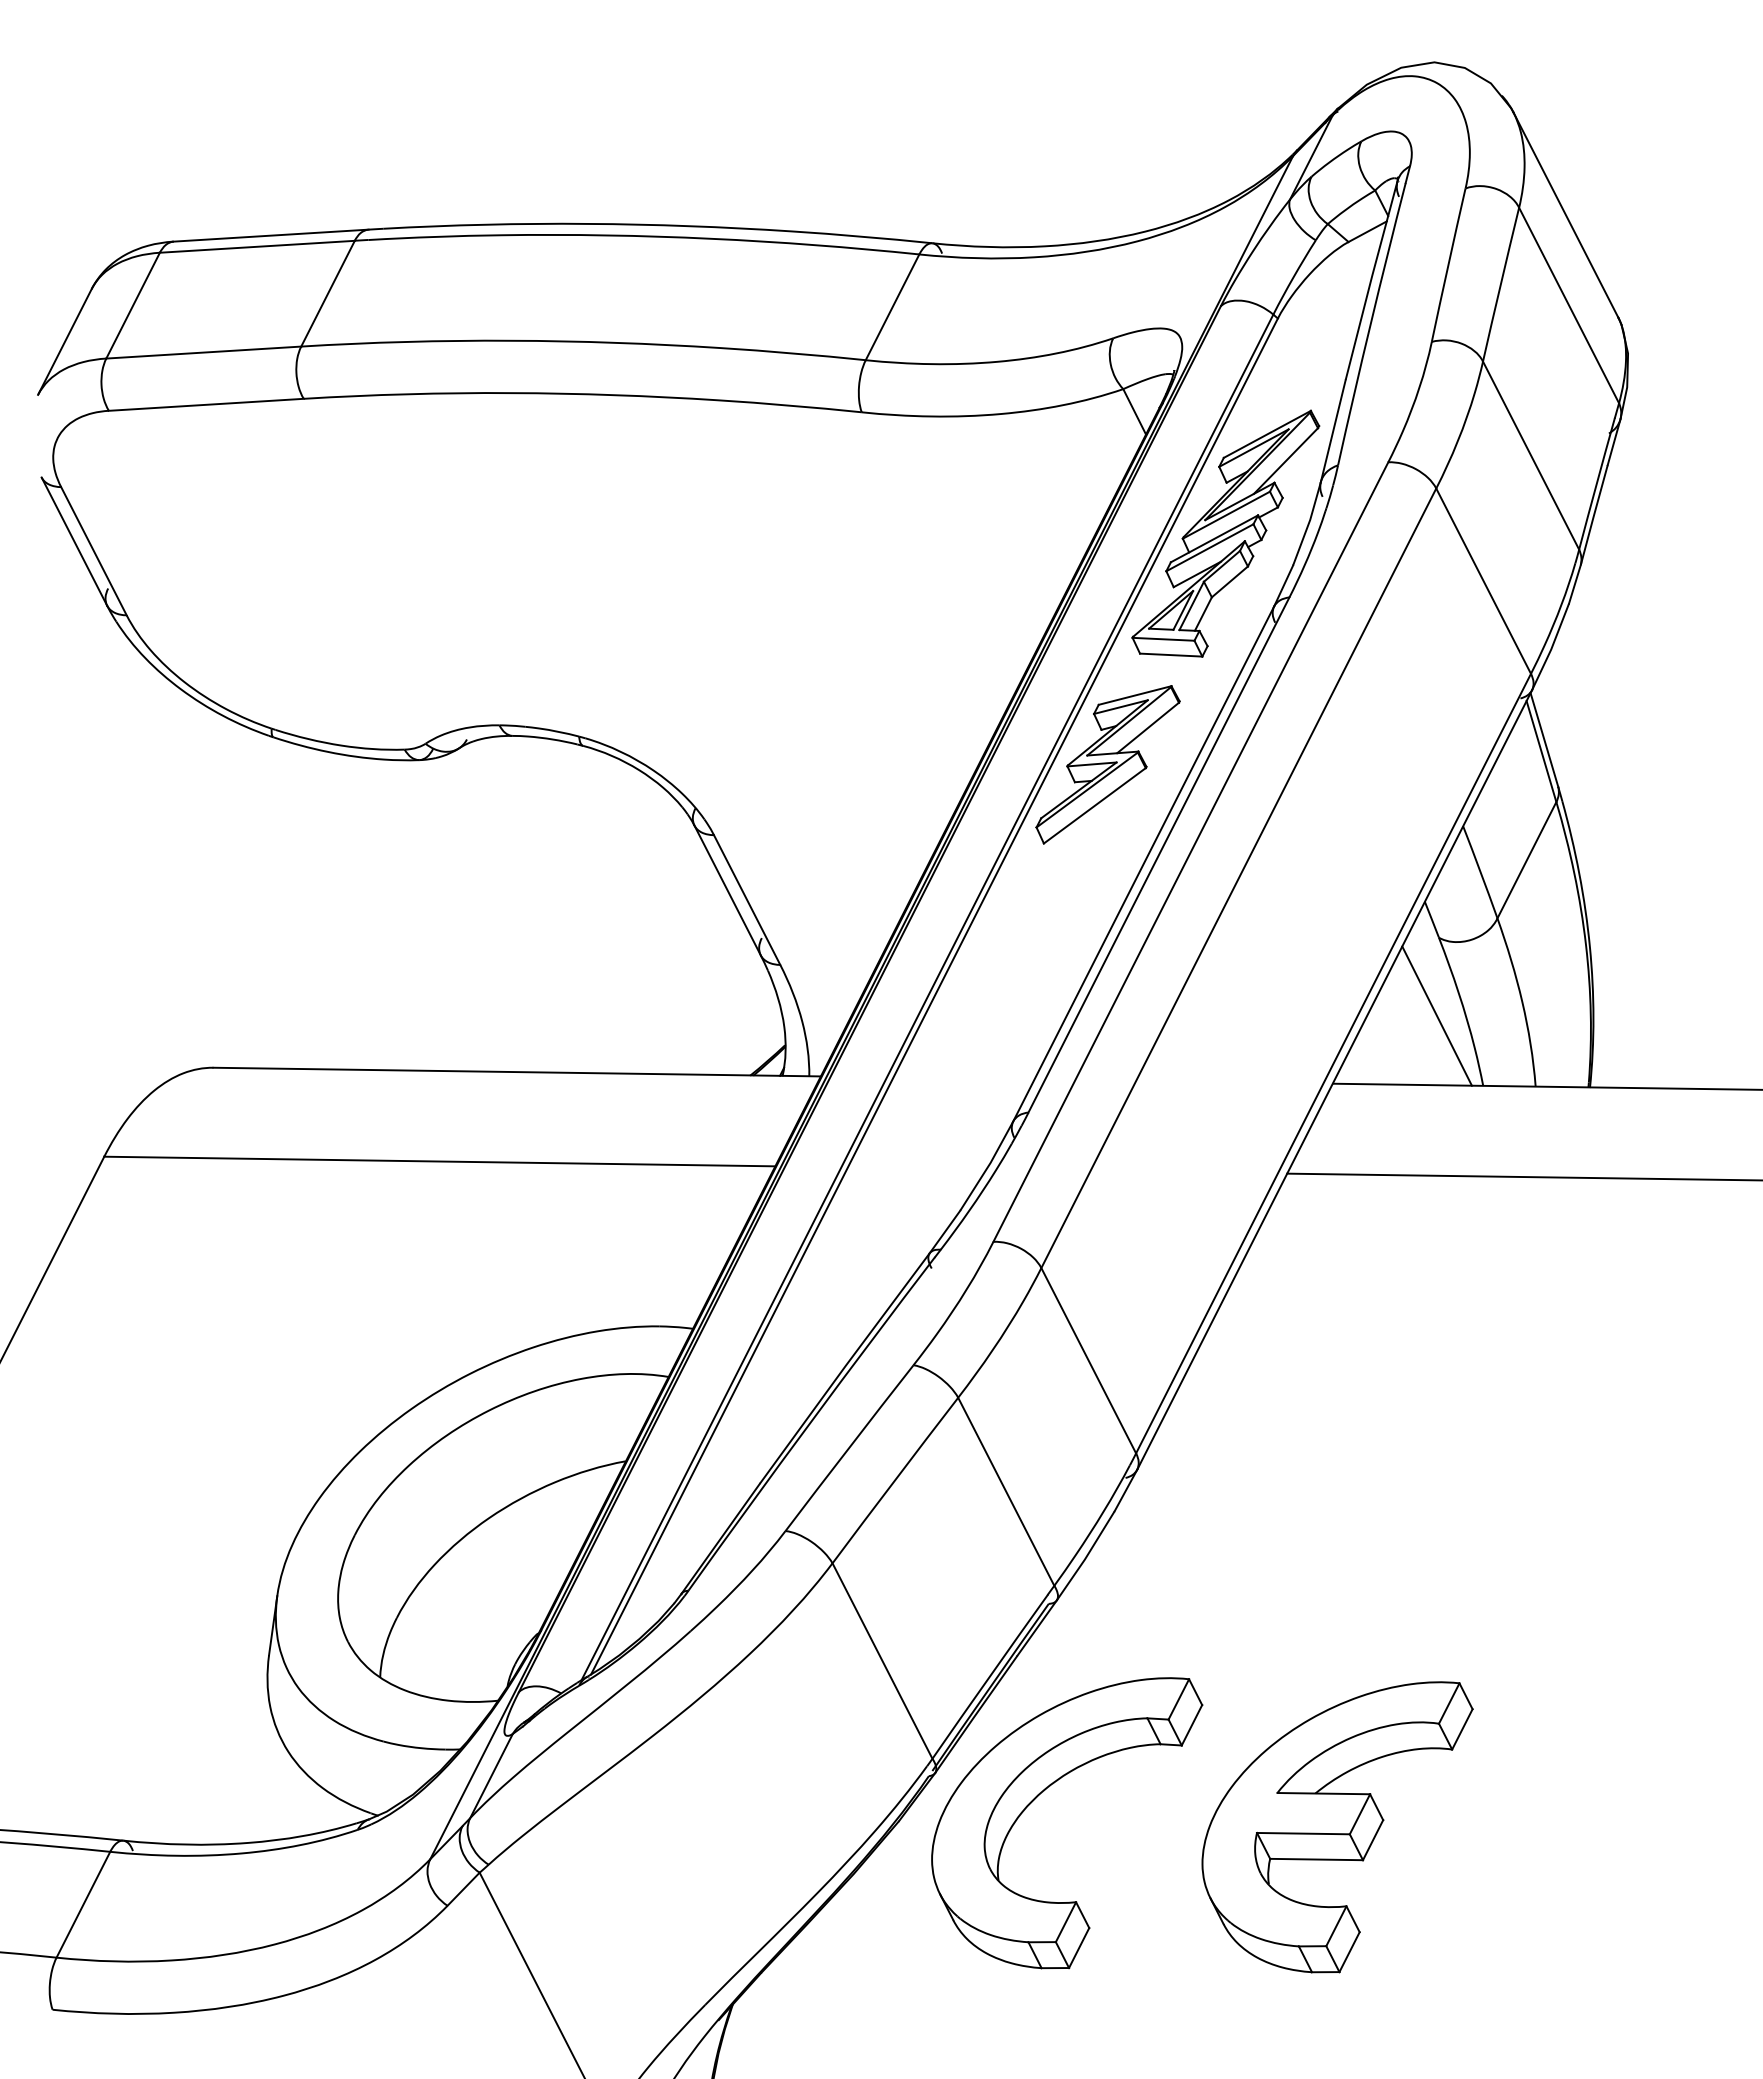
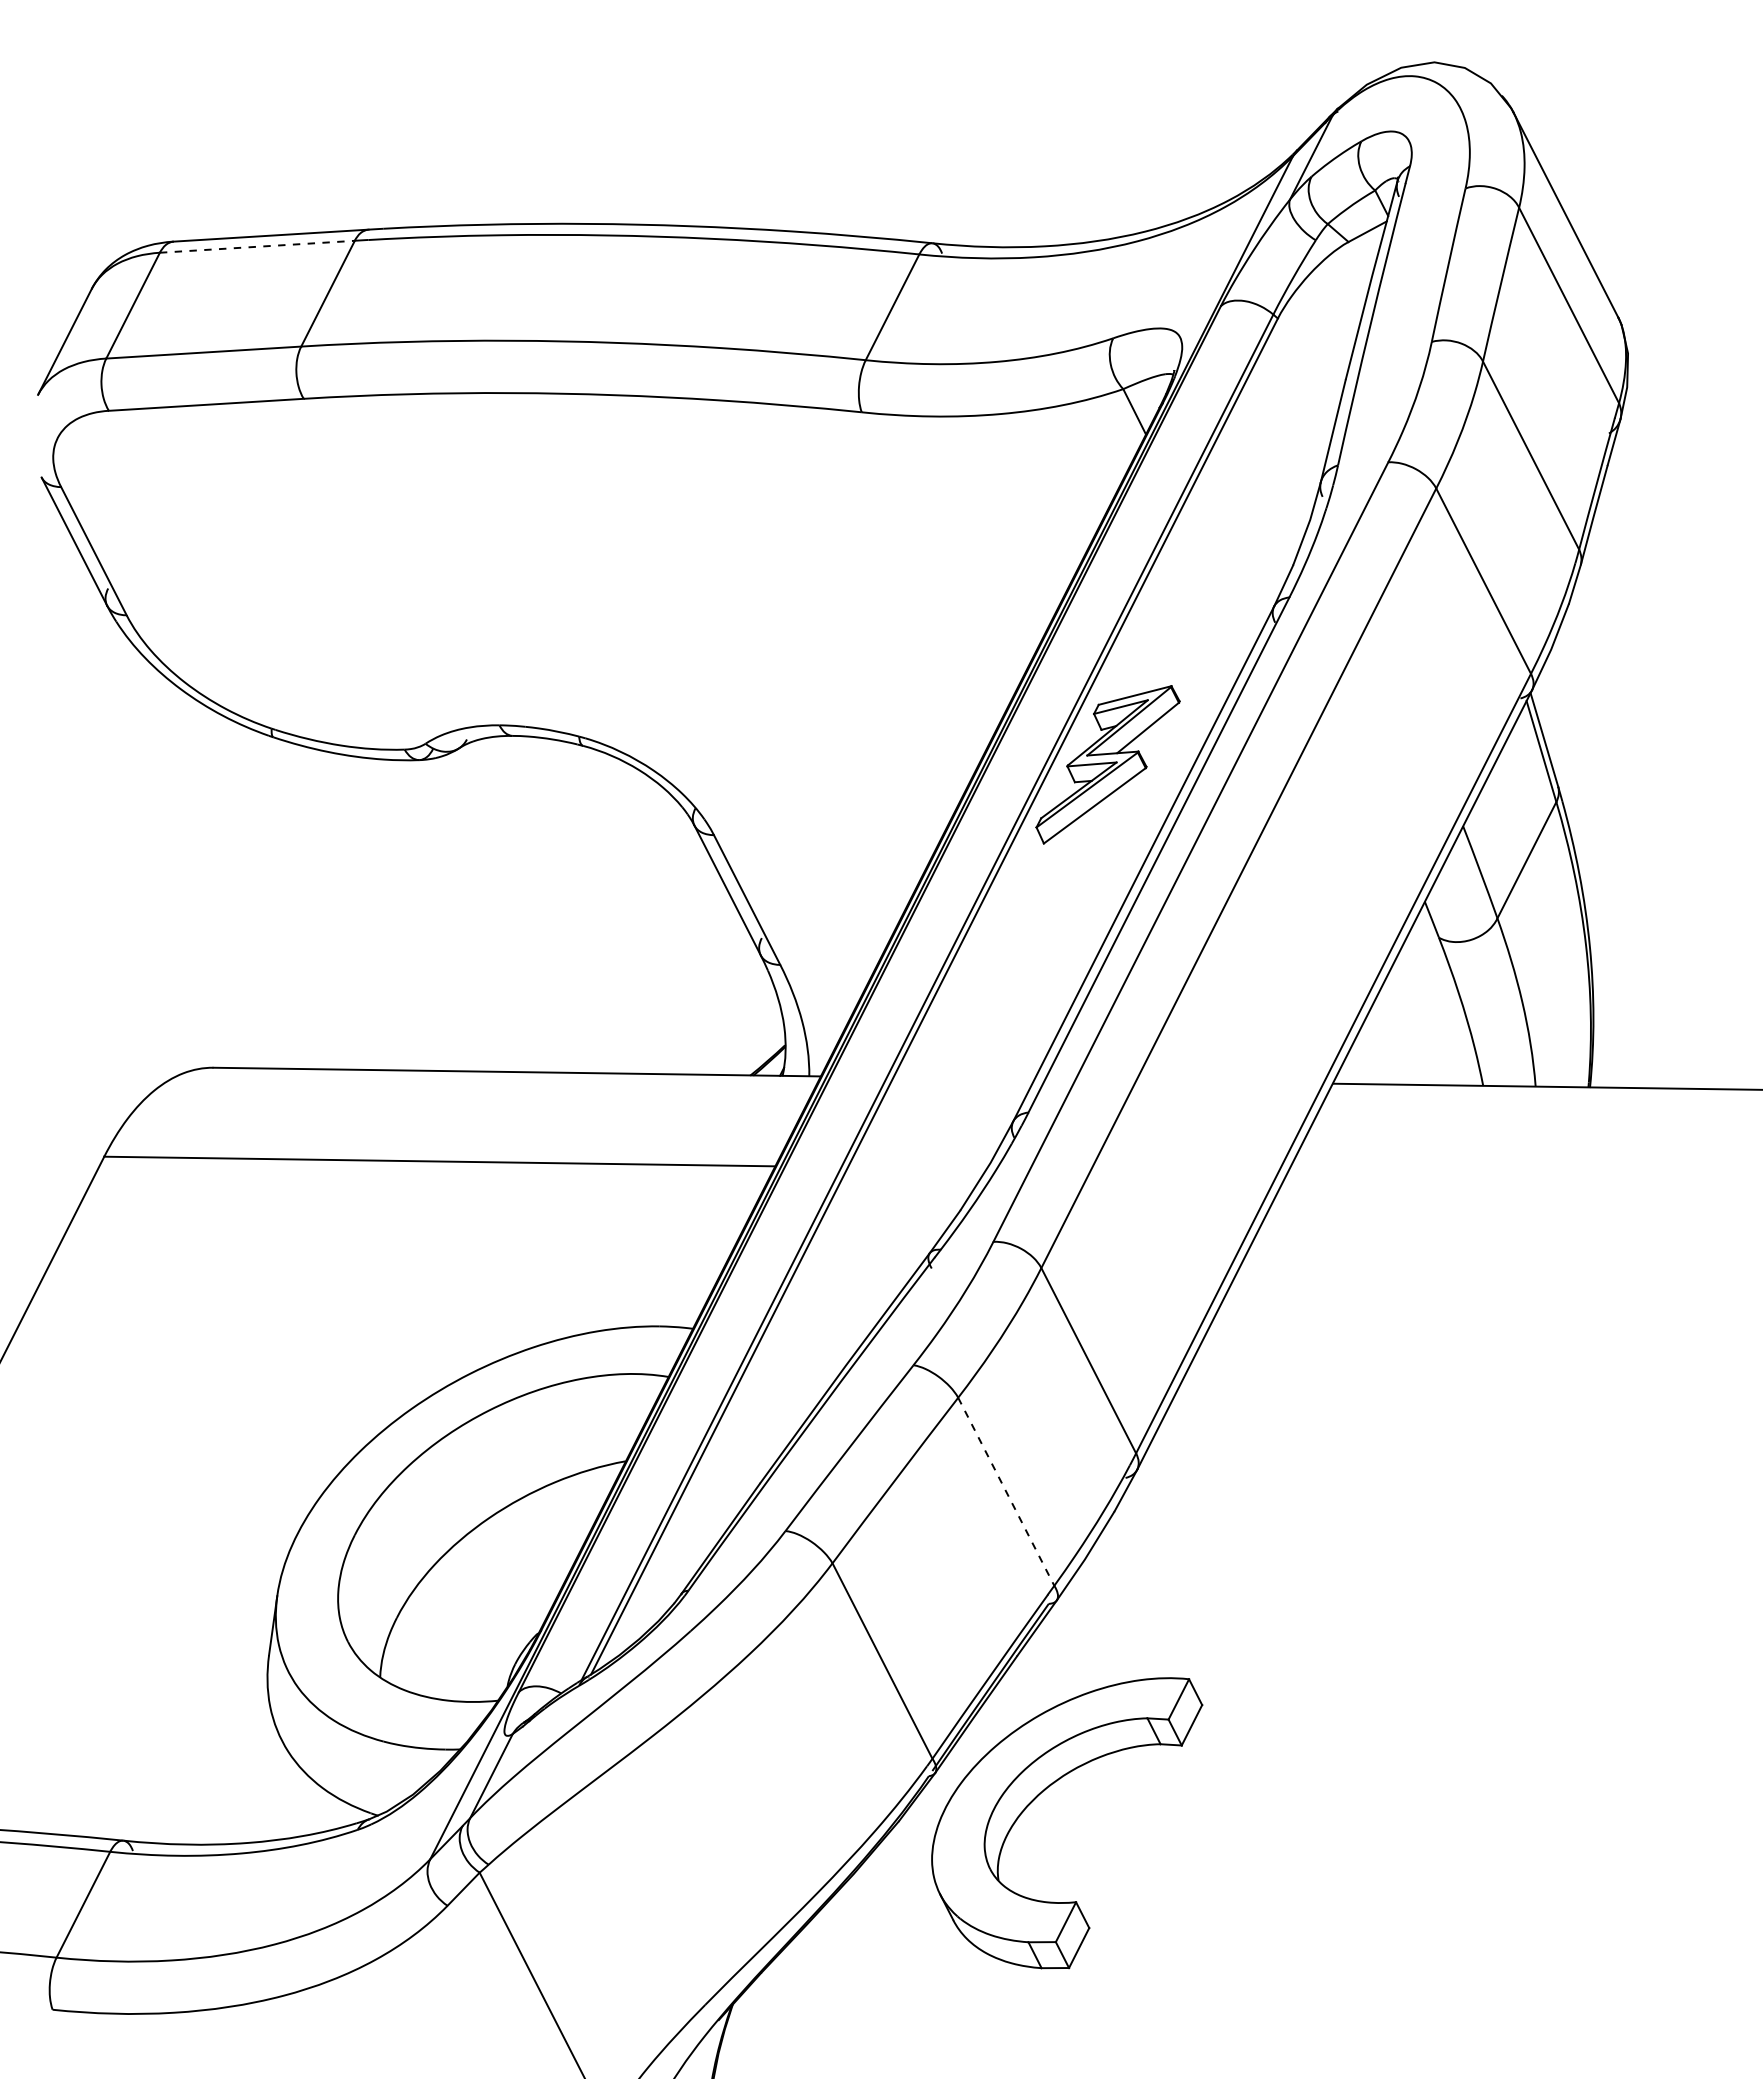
line: solid -> dashed (257, 246)
part: present -> none (1225, 533)
line: present -> none (1436, 1015)
line: present -> none (1523, 1176)
line: solid -> dashed (1006, 1491)
part: present -> none (1337, 1827)
